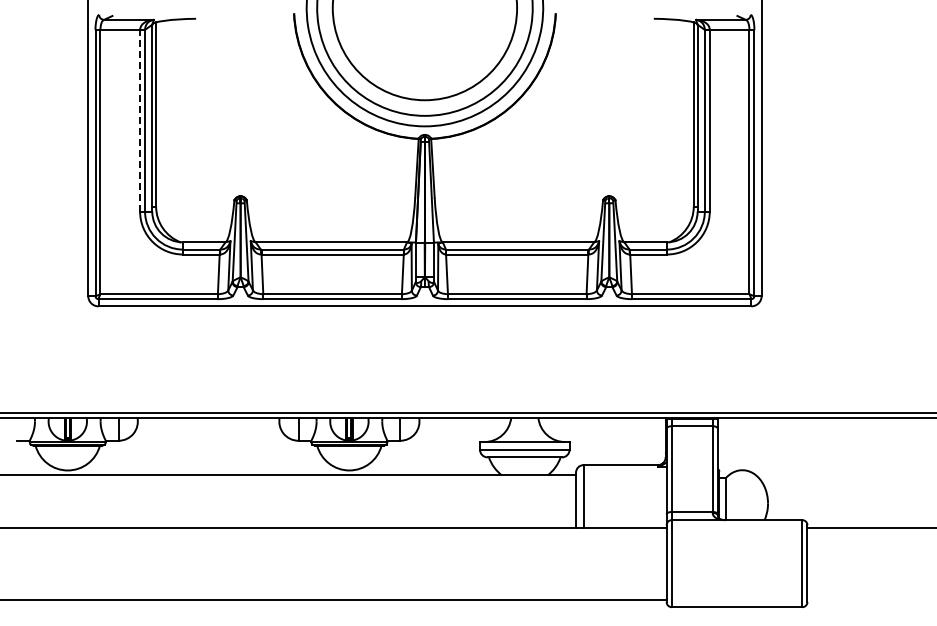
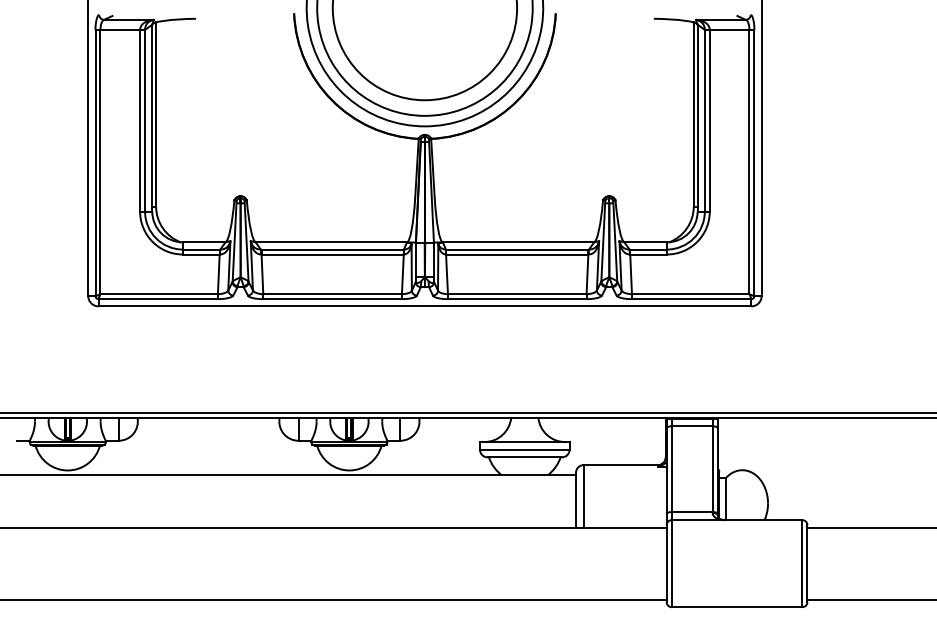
line: dashed -> solid (140, 120)
line: none -> present (870, 599)
